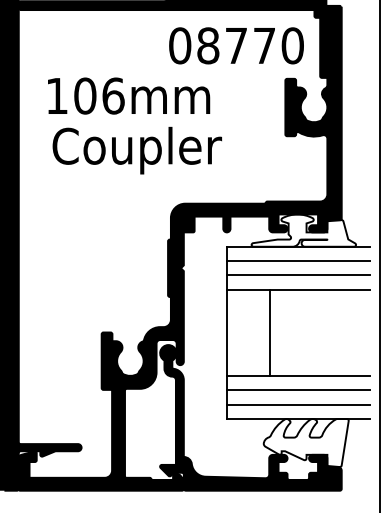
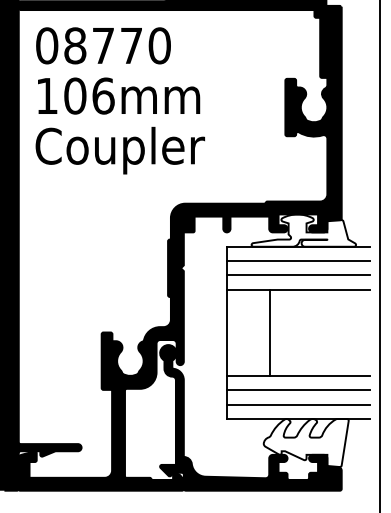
text position: (236, 45) -> (103, 45) (103, 45)
text position: (129, 95) -> (119, 95) (119, 95)
text position: (136, 150) -> (119, 150) (119, 150)
